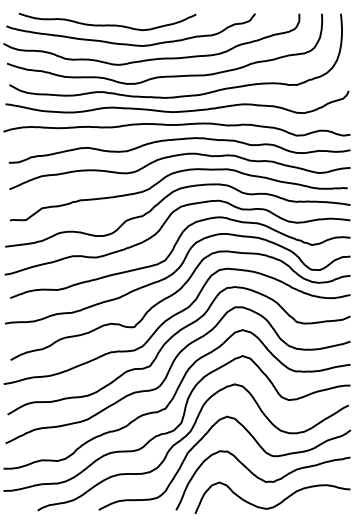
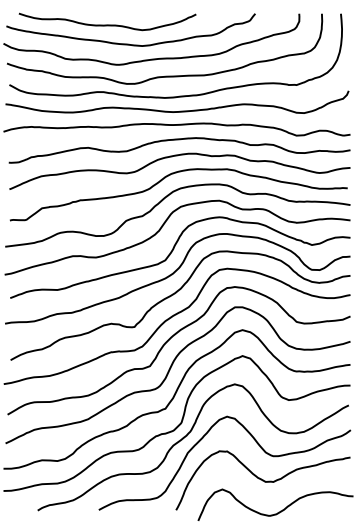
curve position: (277, 503) -> (280, 510) (280, 510)
